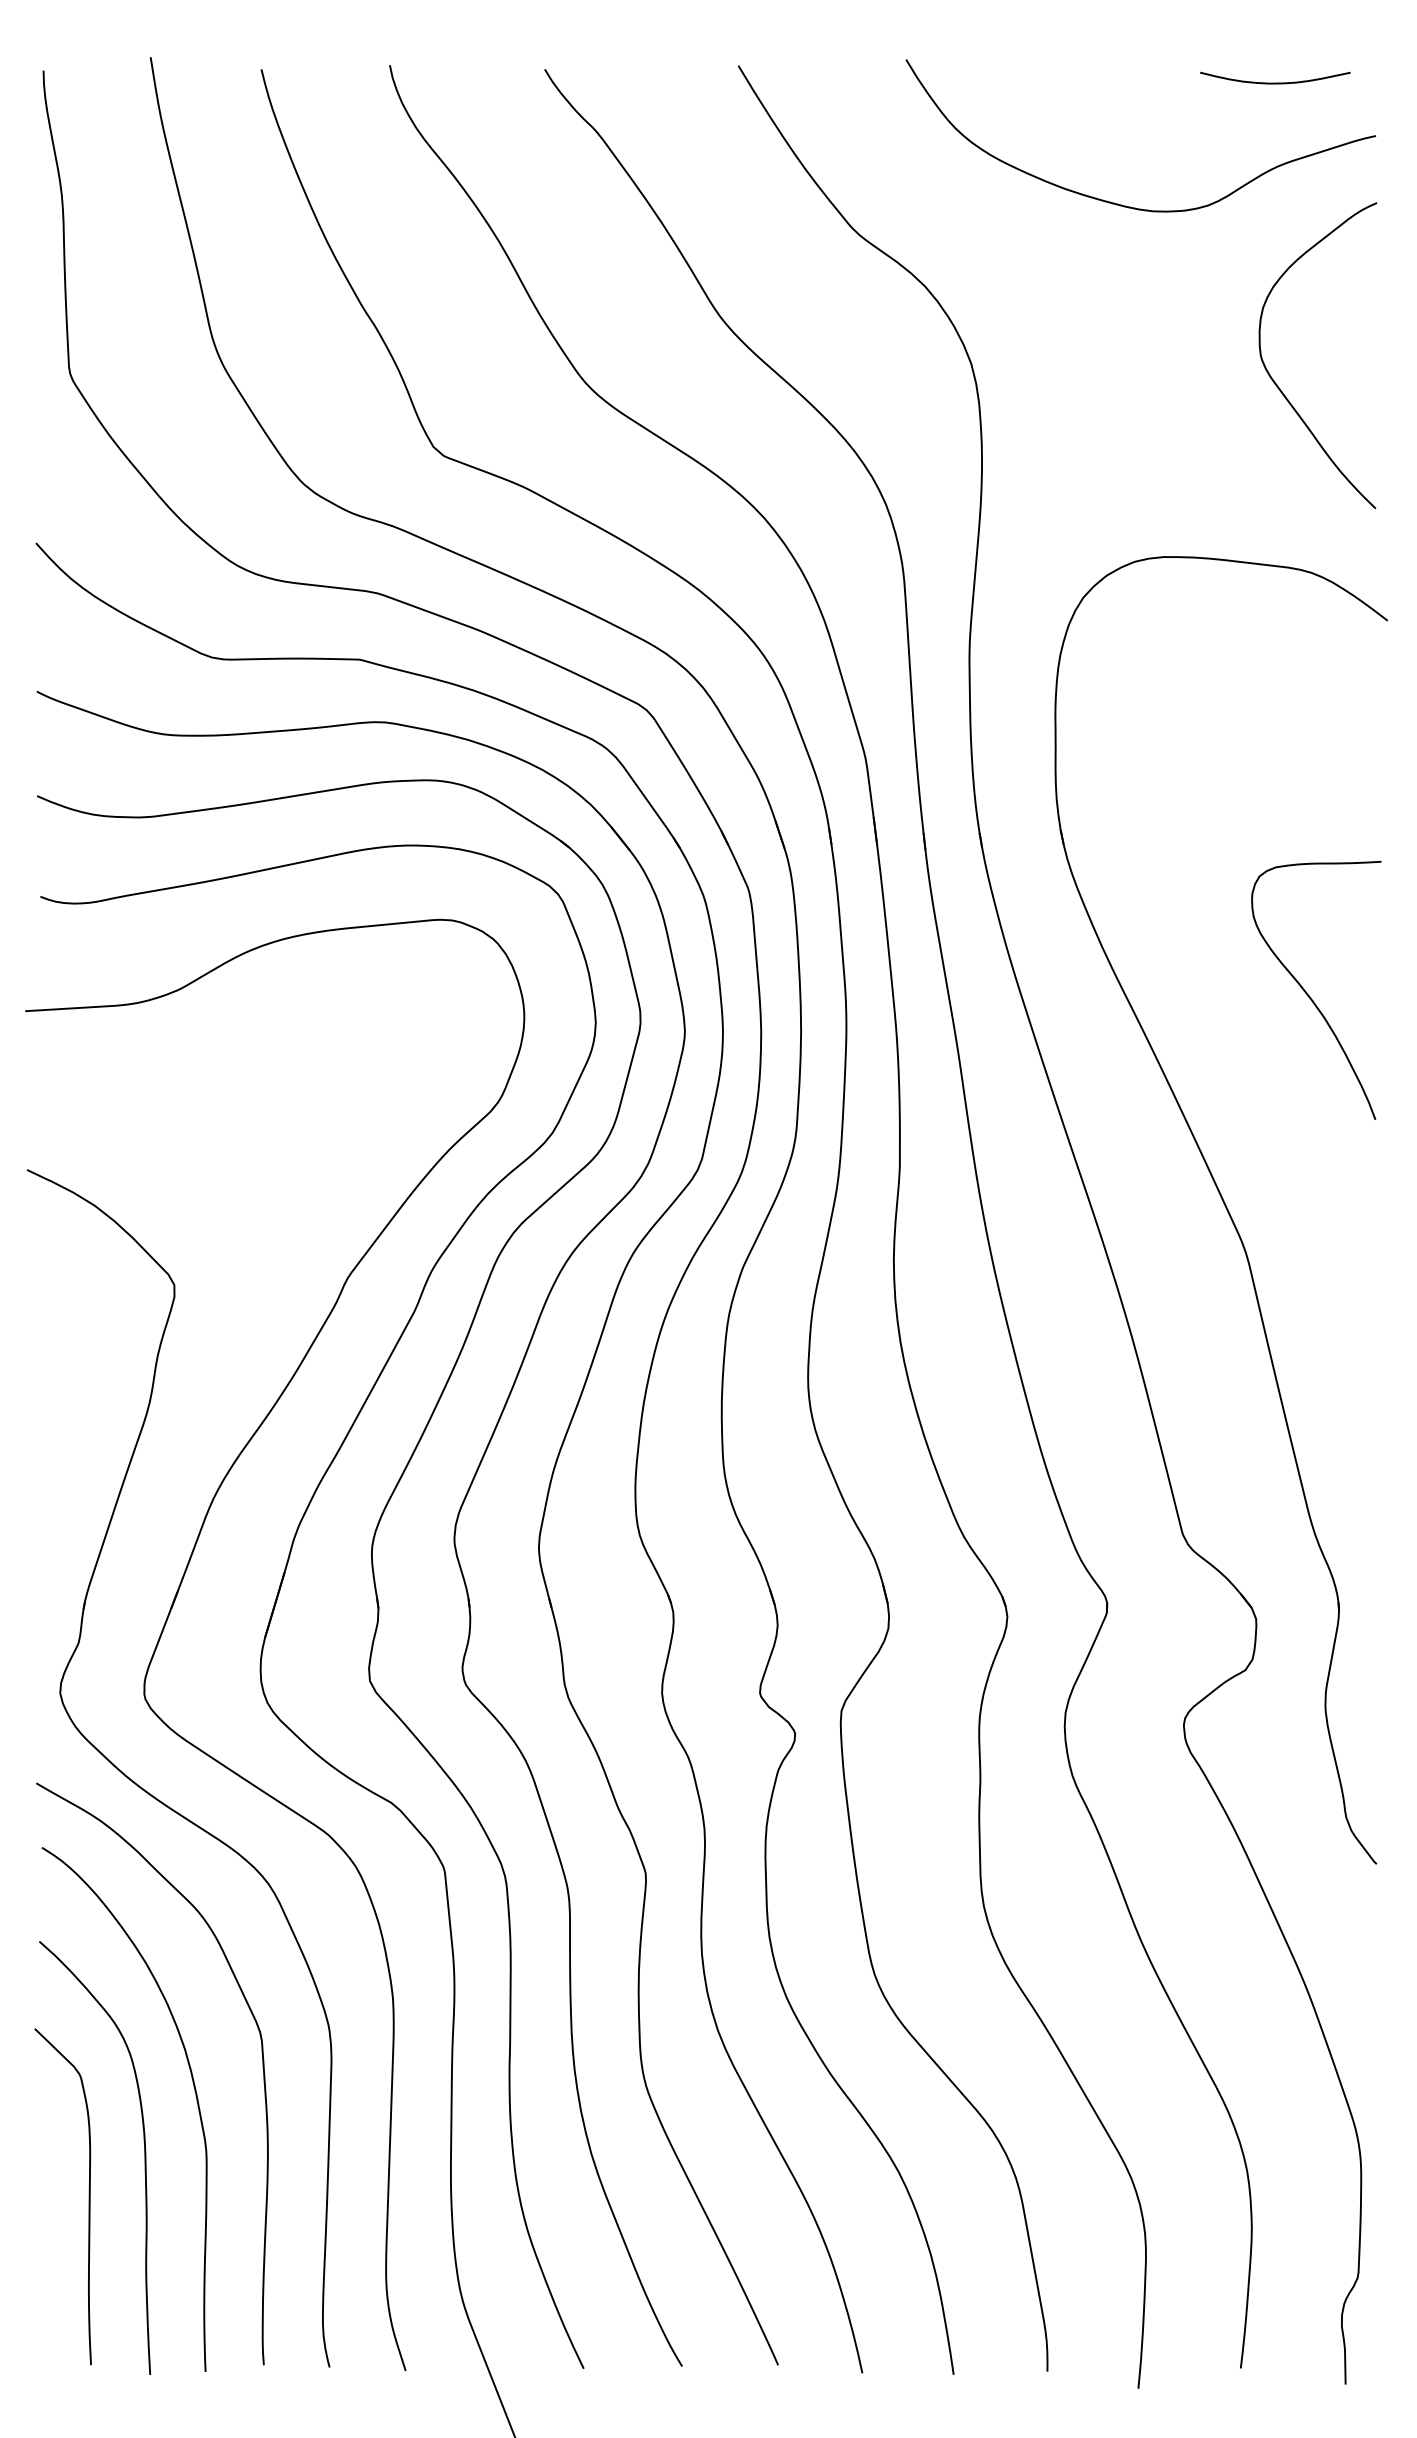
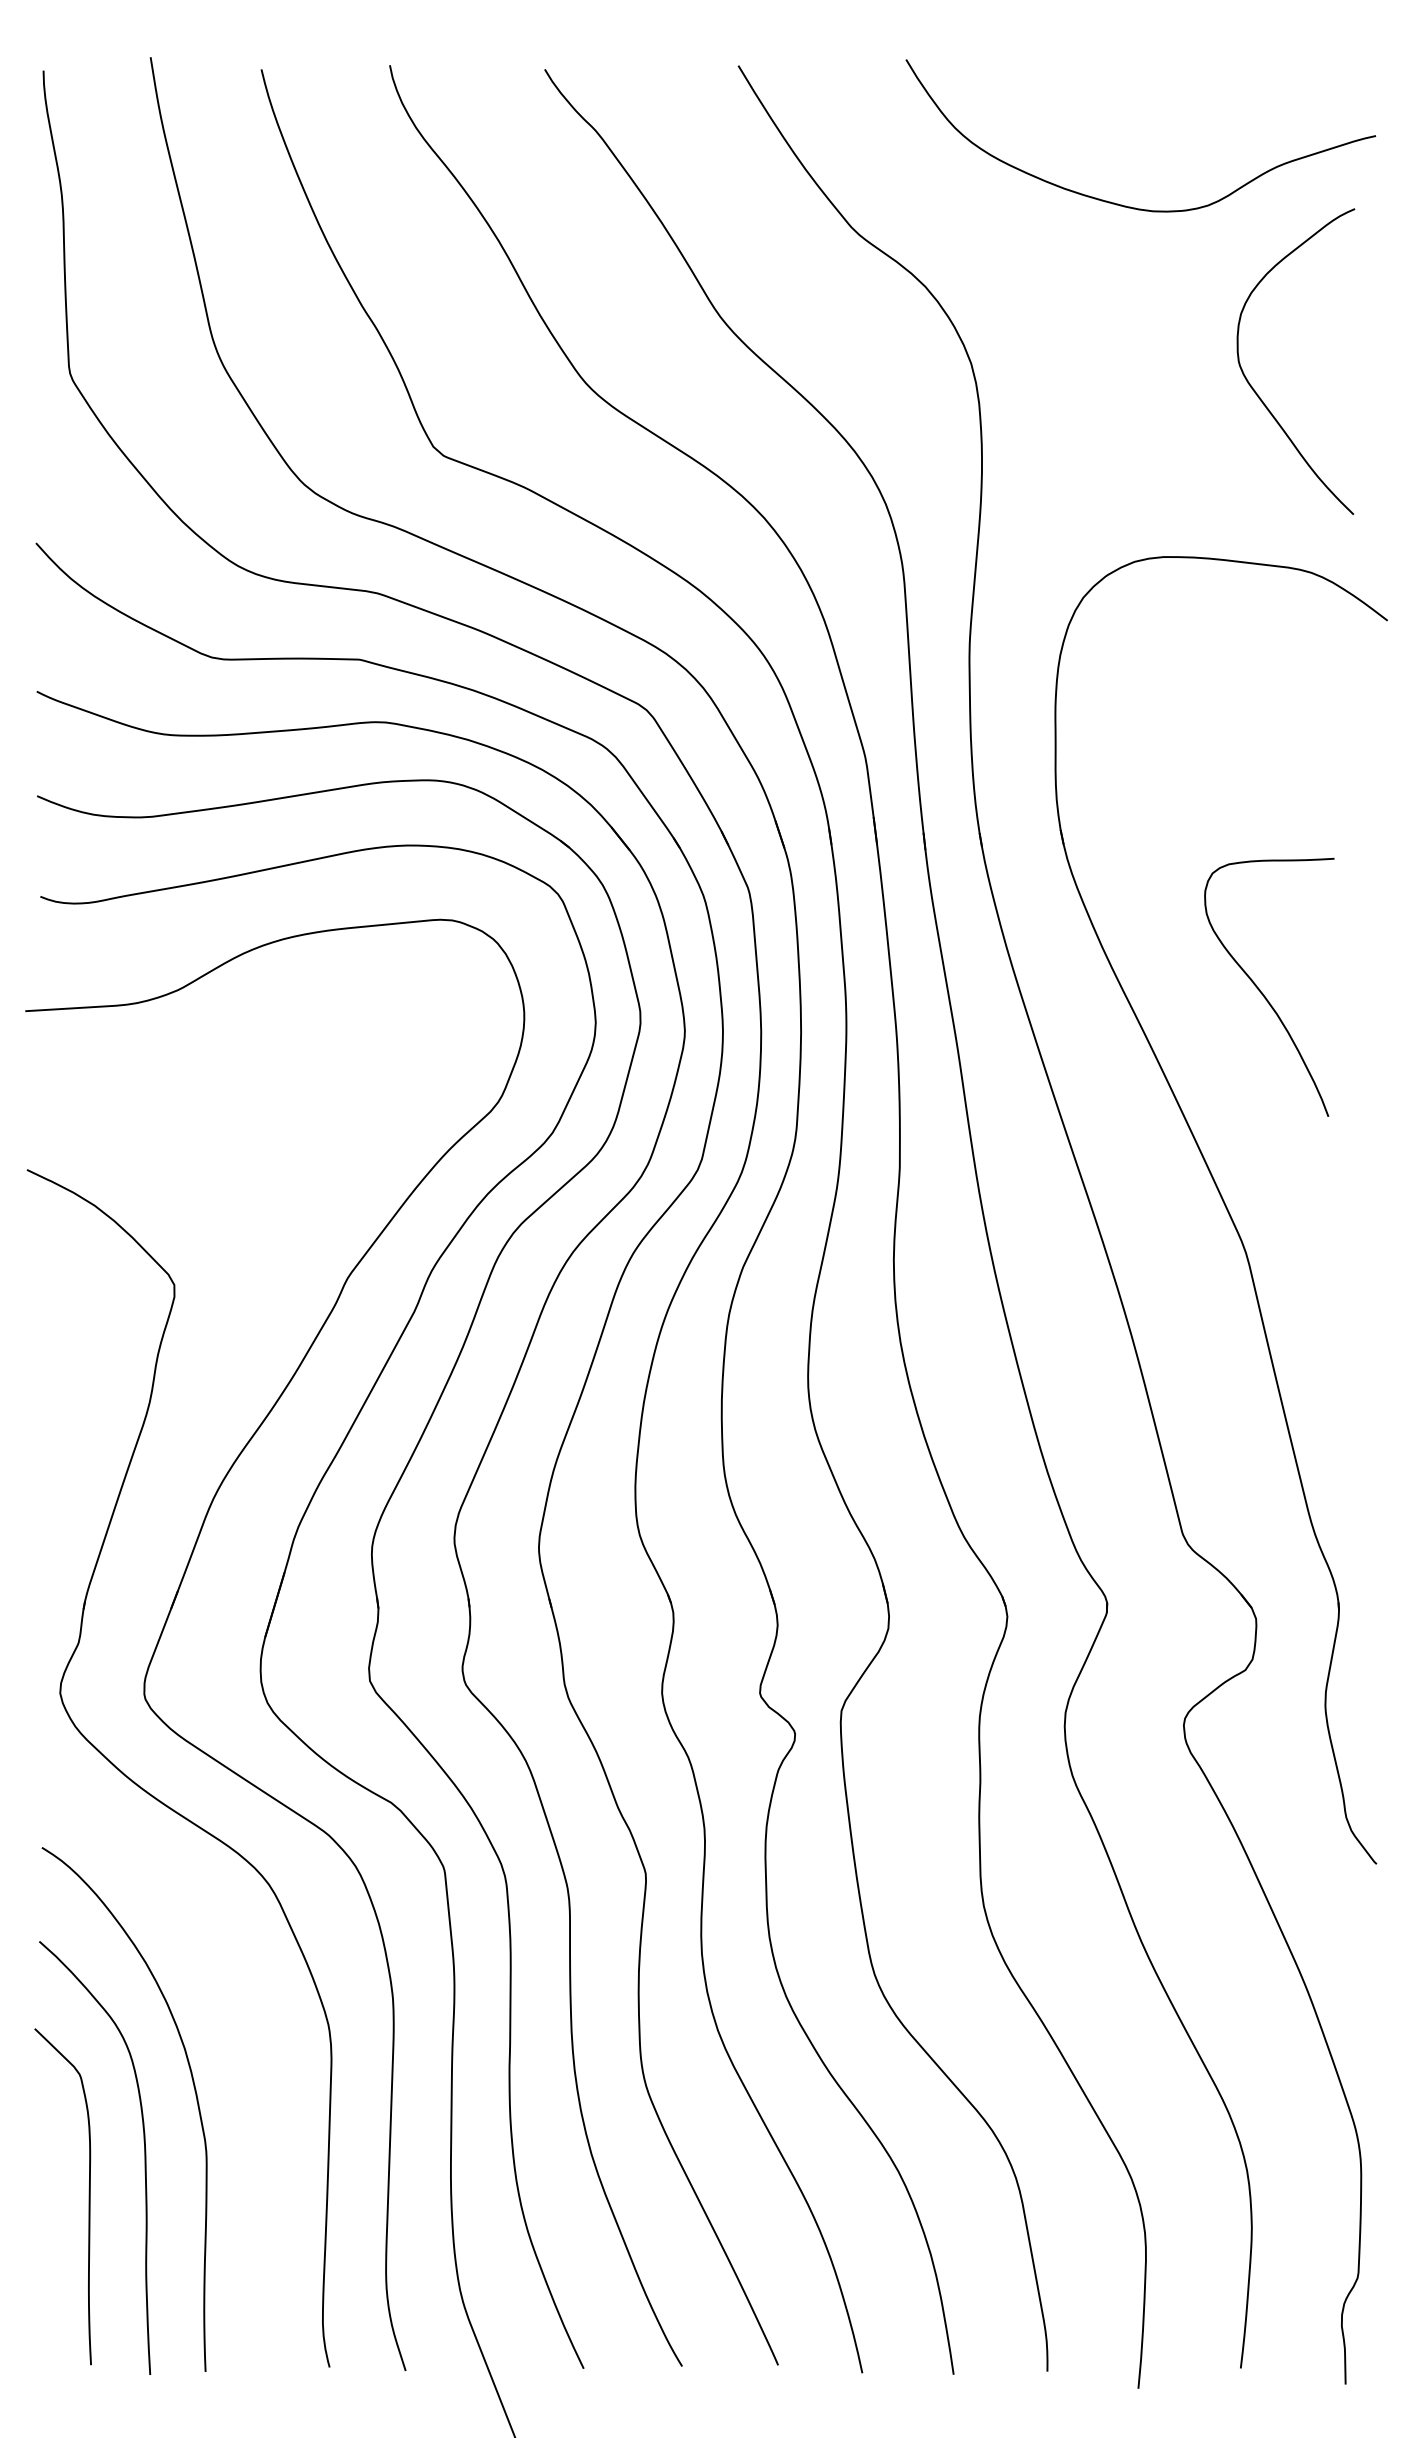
curve: present -> none (1275, 82)
curve position: (1277, 384) -> (1255, 390) (1255, 390)
curve position: (1309, 995) -> (1262, 992) (1262, 992)
curve: present -> none (262, 2068)
